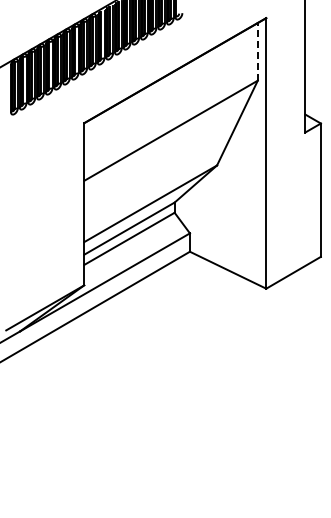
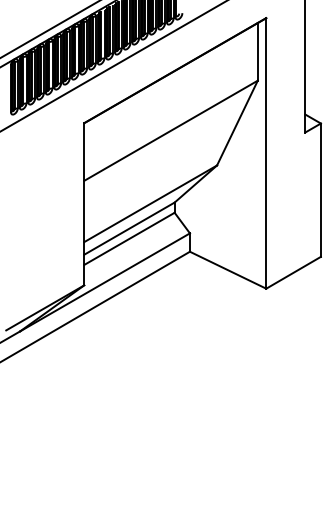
line: none -> present (49, 29)
line: dashed -> solid (257, 51)
line: none -> present (113, 66)
